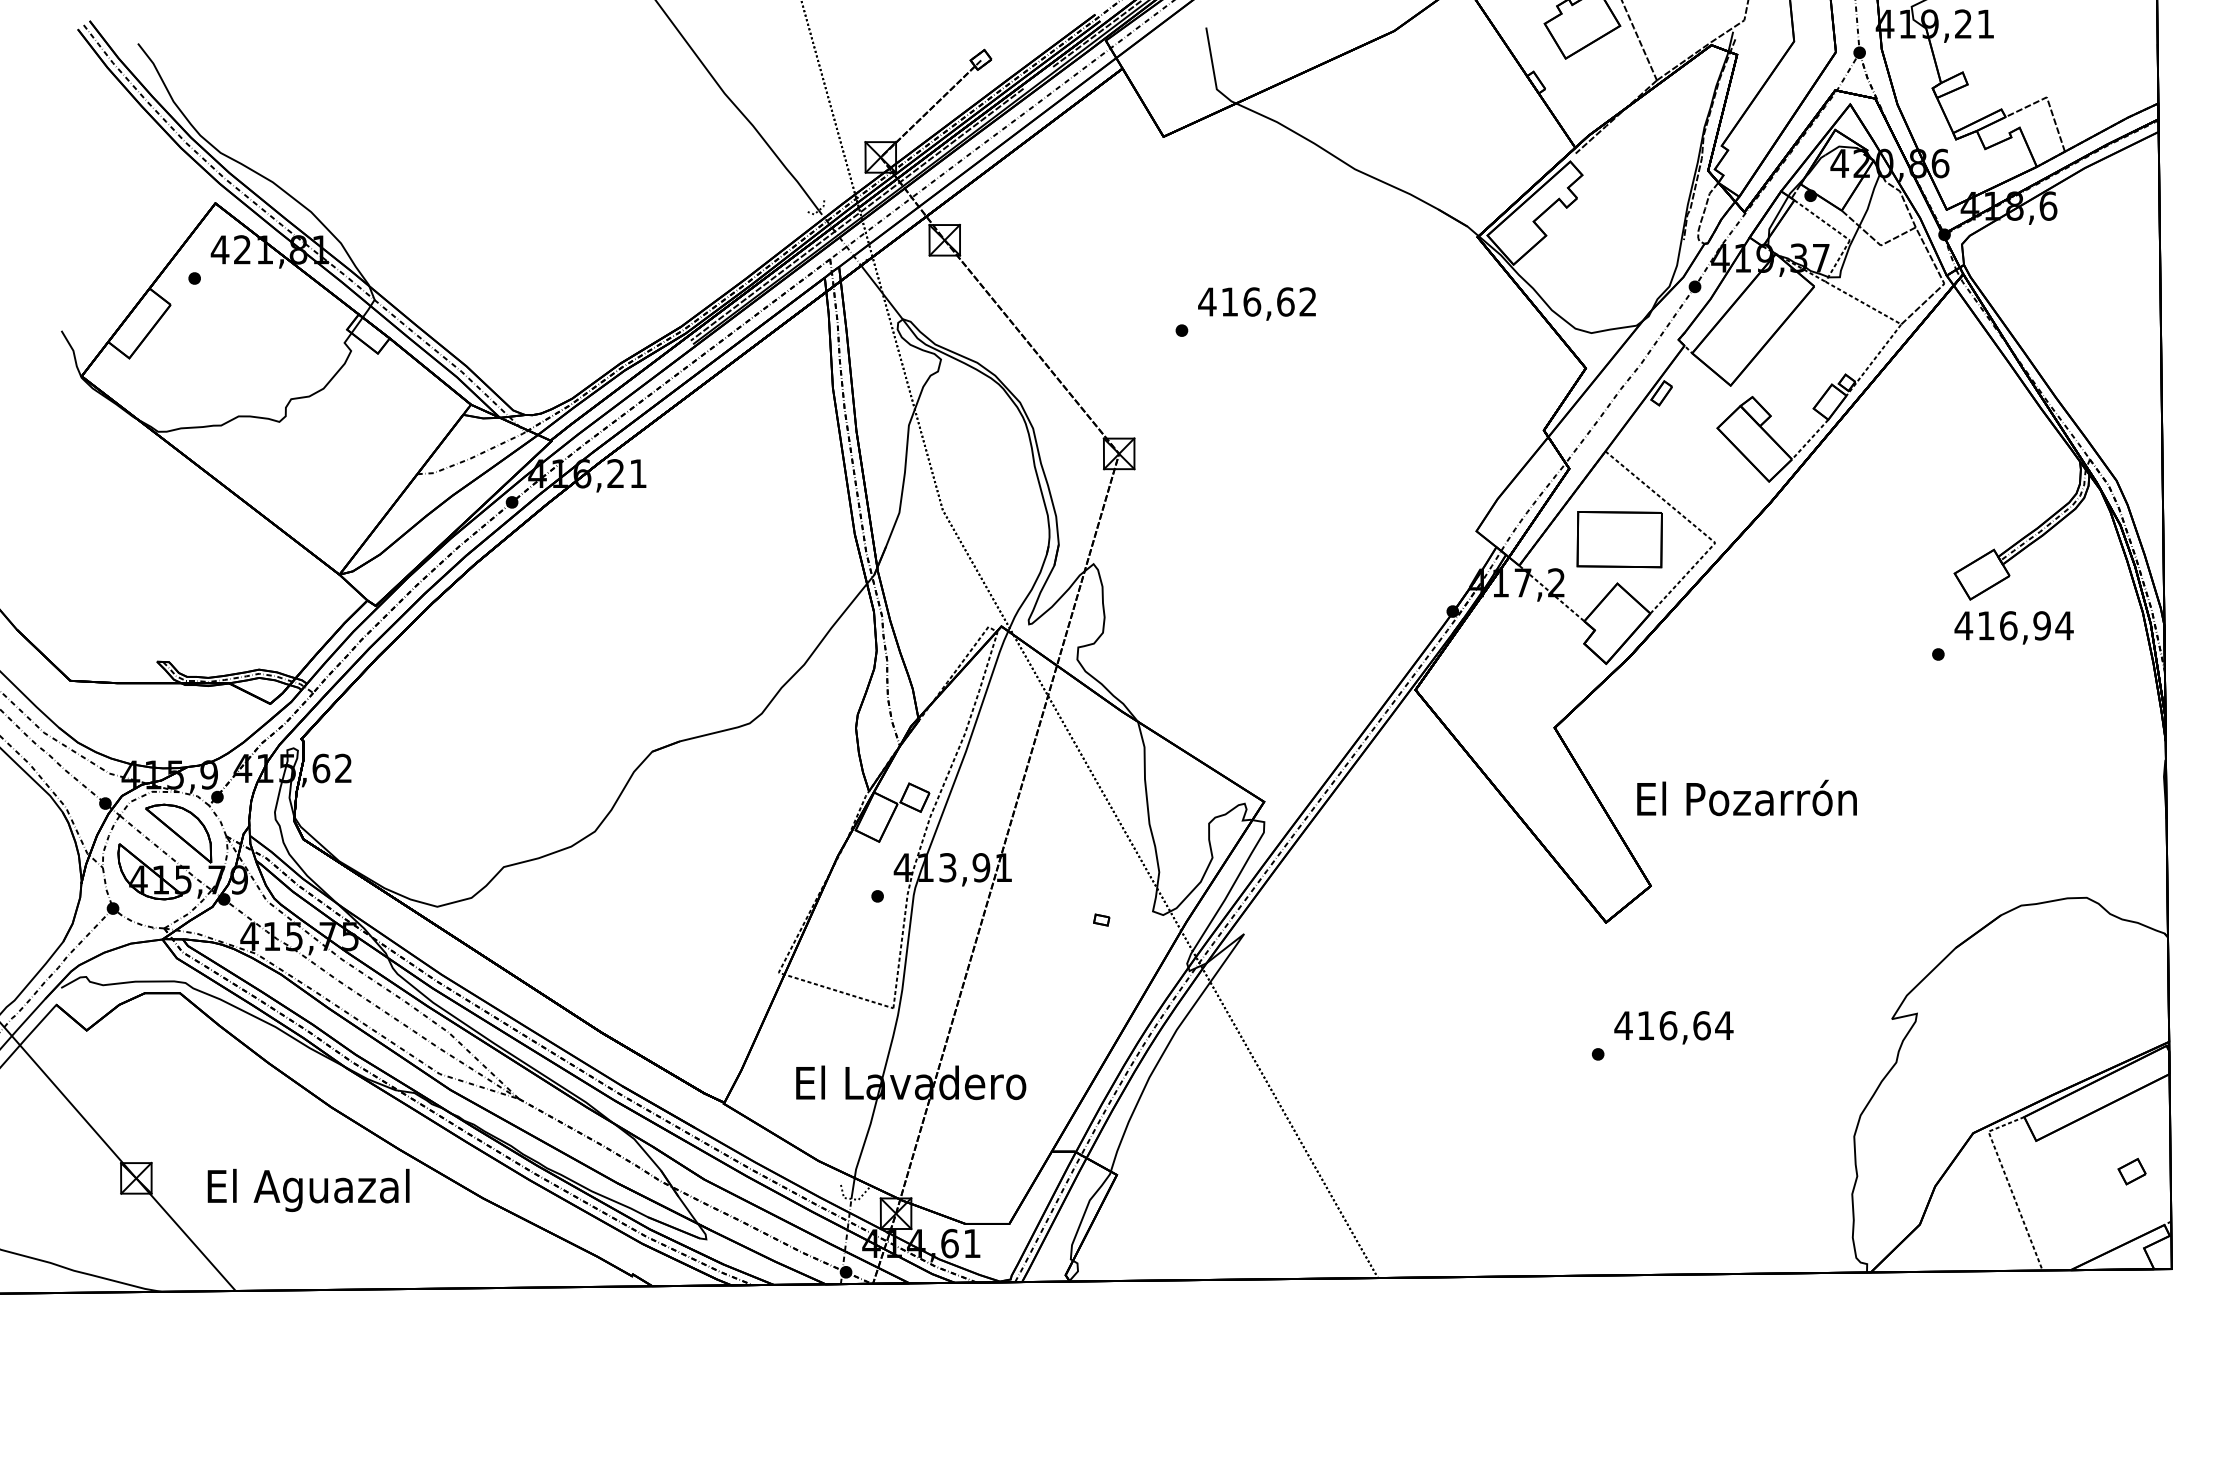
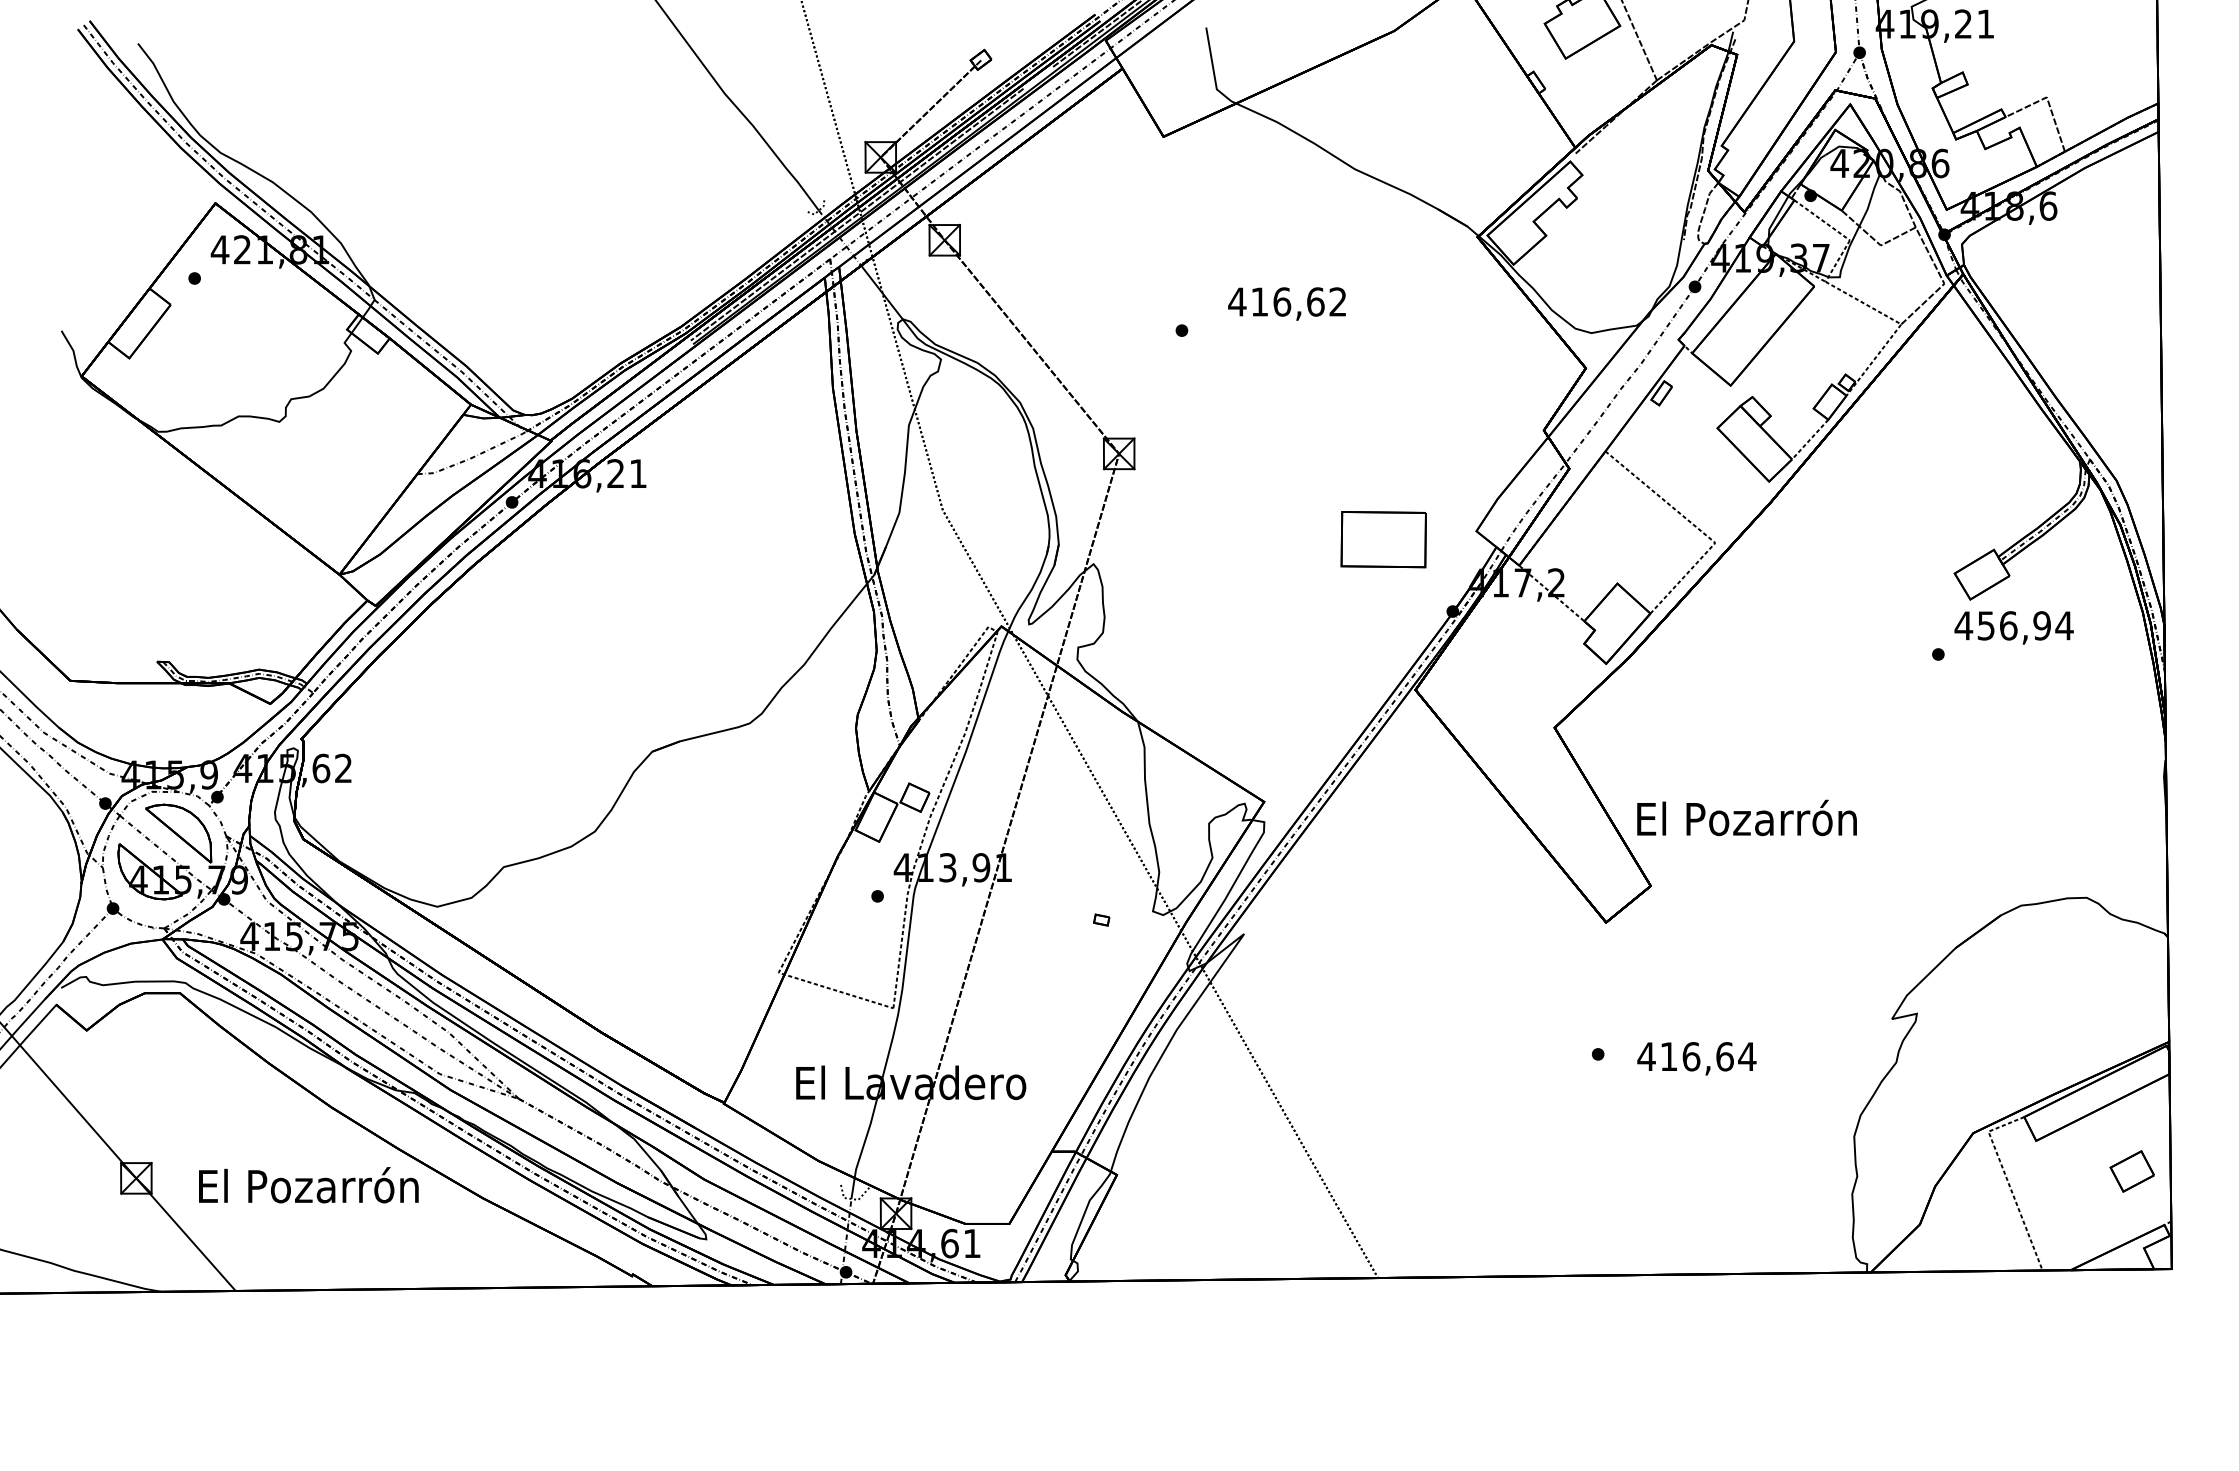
text position: (1256, 303) -> (1286, 303) (1286, 303)
part position: (1619, 539) -> (1383, 539) (1383, 539)
text: 416,94 -> 456,94 (1985, 625)
text position: (1746, 797) -> (1746, 817) (1746, 817)
text position: (1673, 1027) -> (1696, 1058) (1696, 1058)
part size: 30x28 px -> 46x43 px (2131, 1171)
text: El Aguazal -> El Pozarrón (308, 1189)
